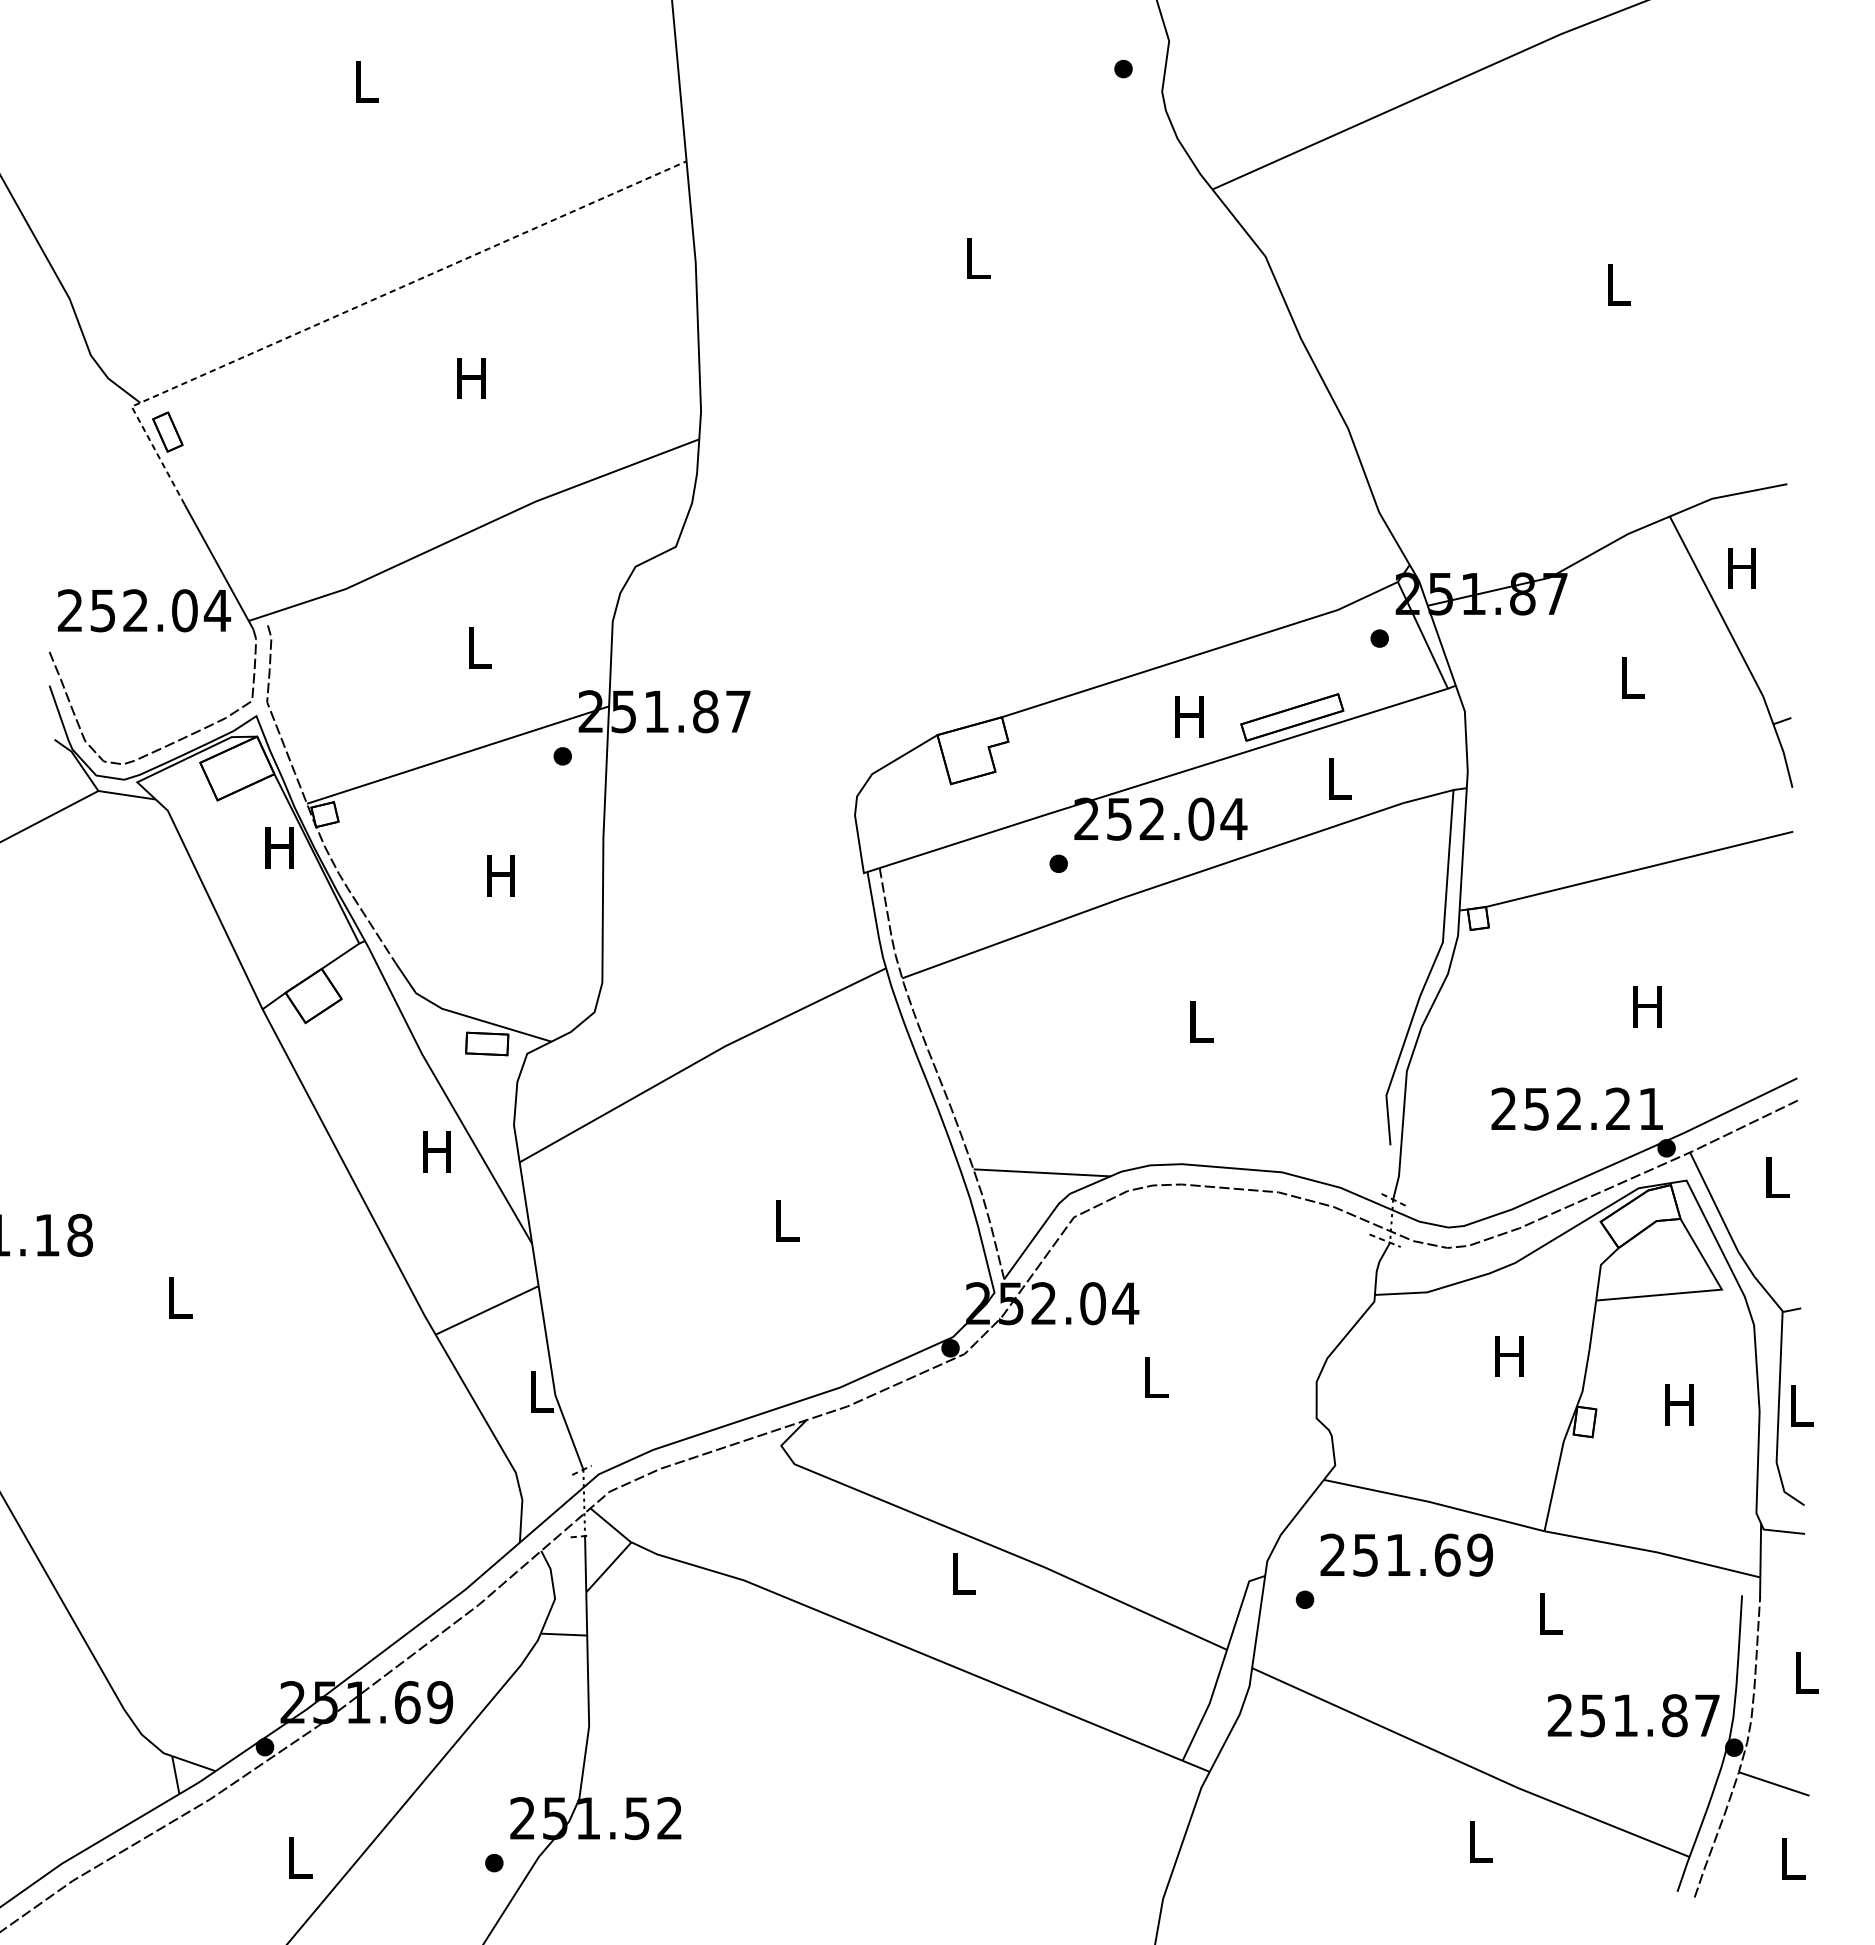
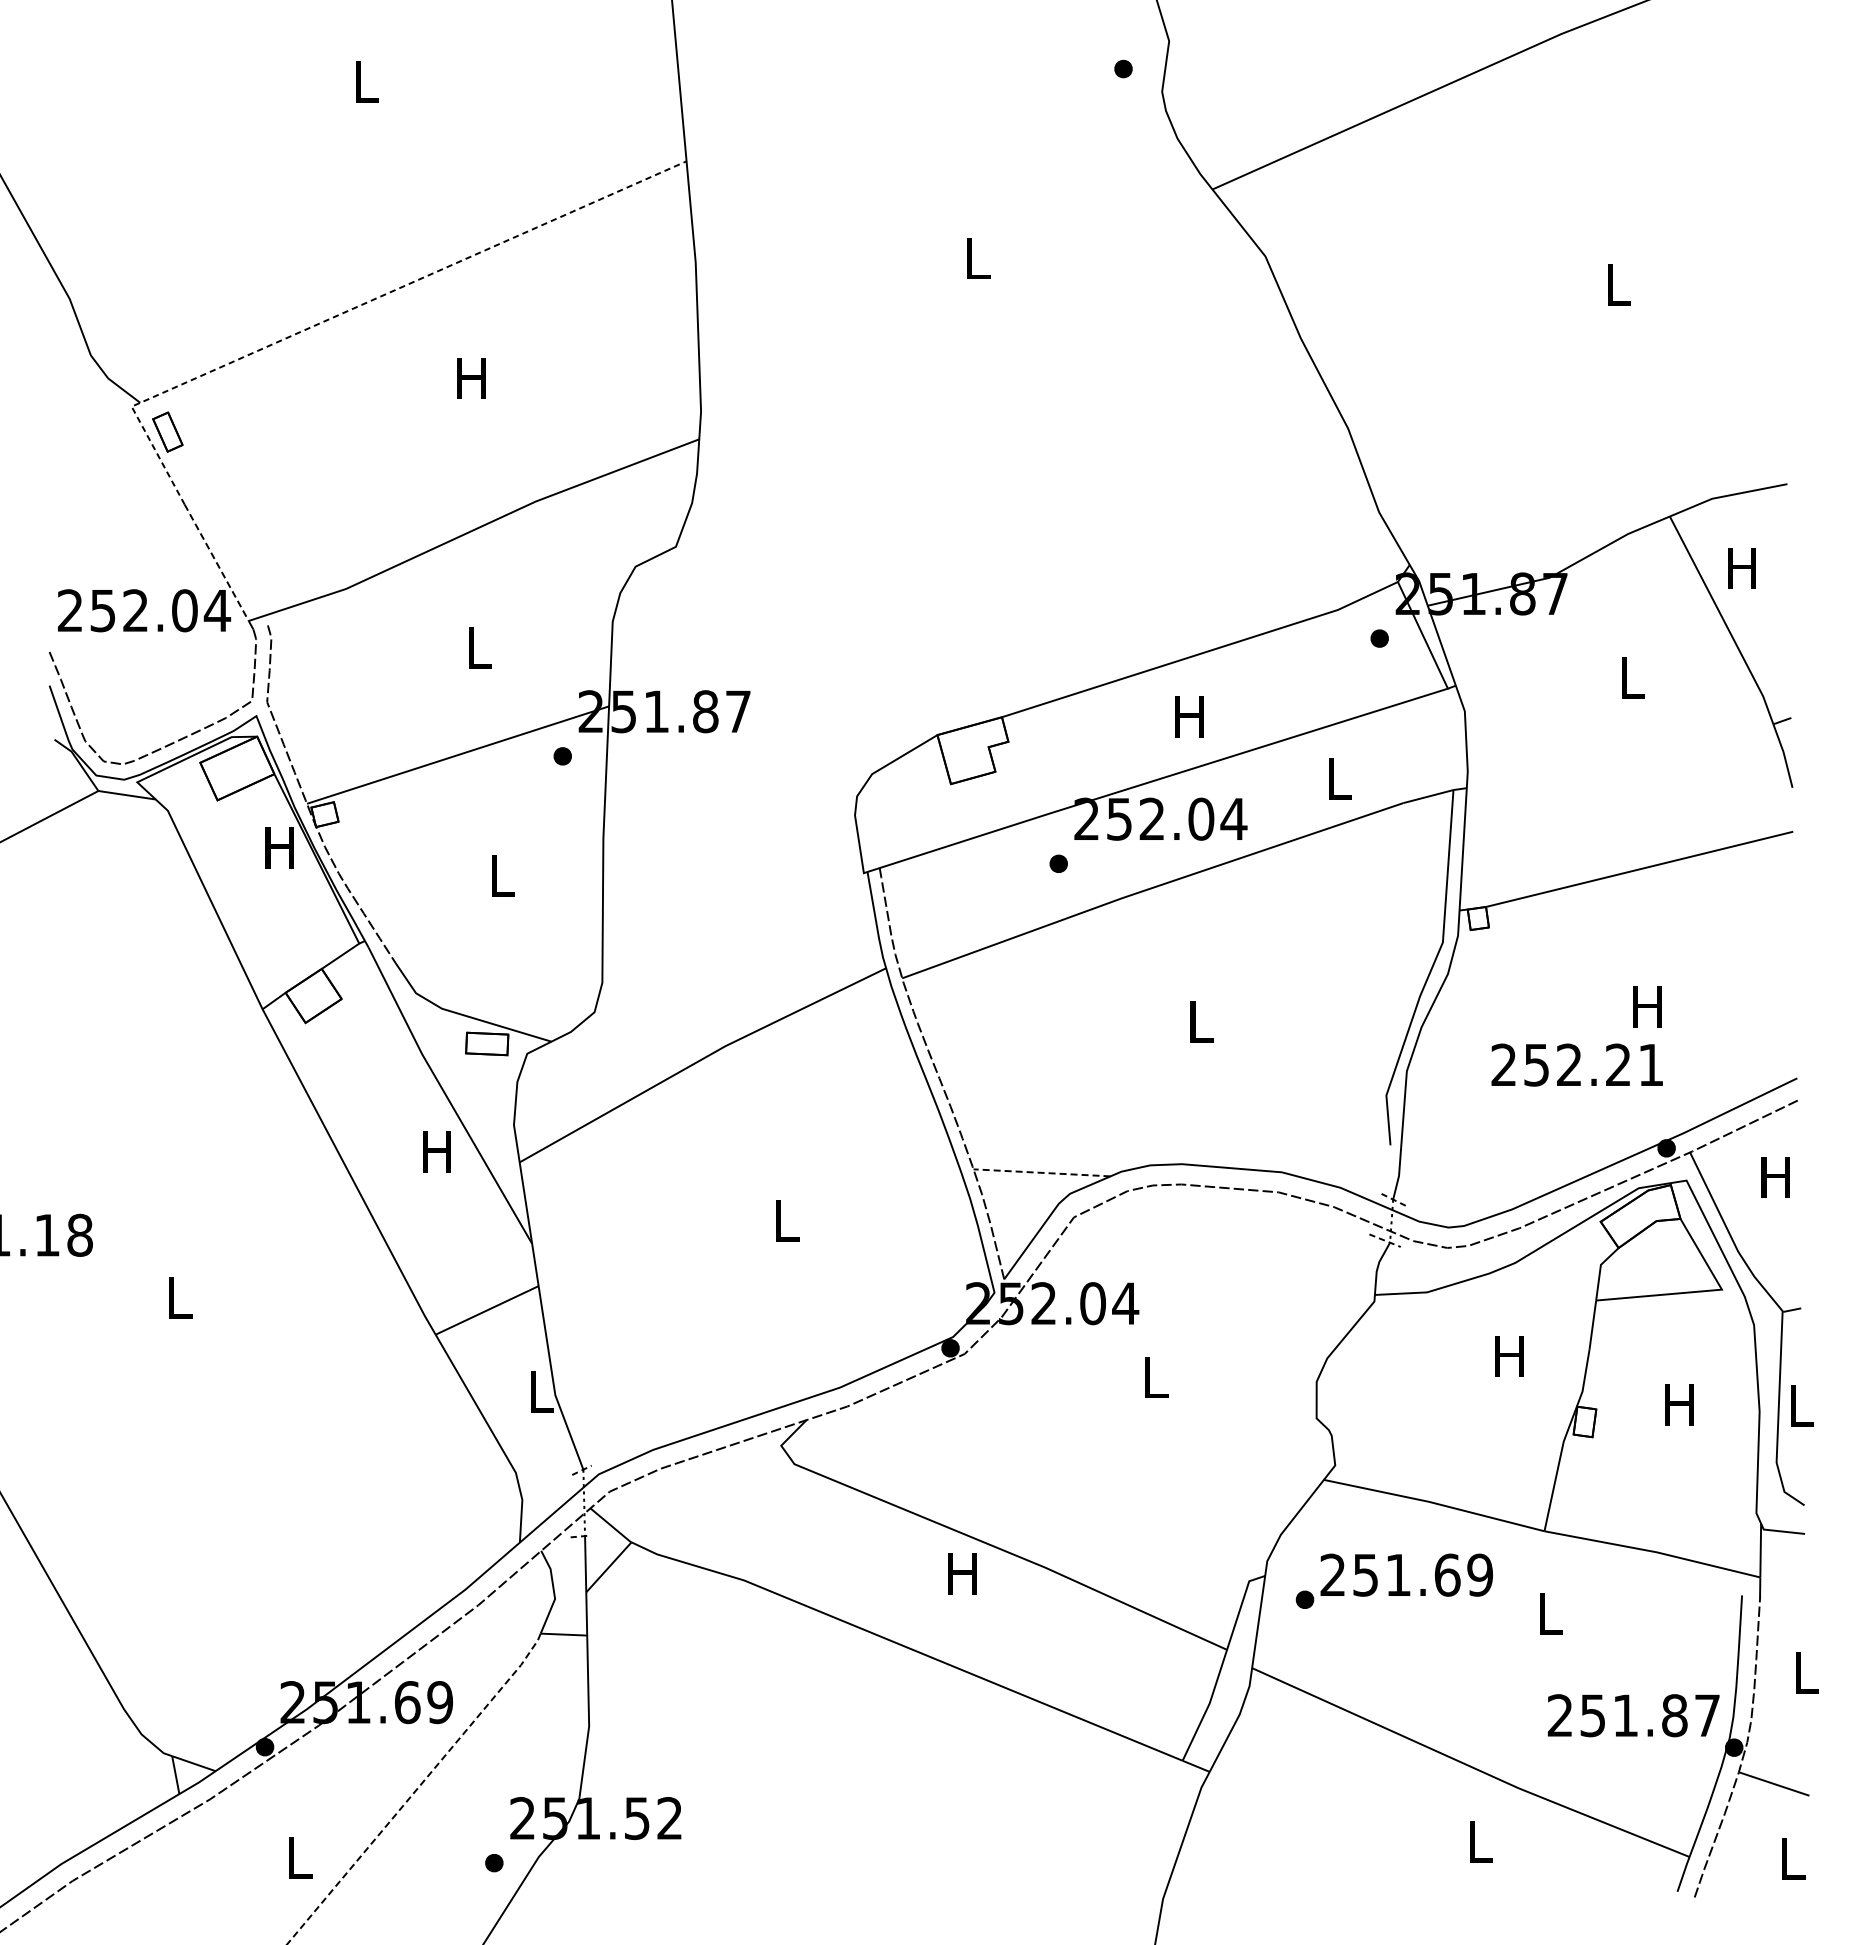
line: solid -> dashed (216, 563)
part: present -> none (1292, 717)
text: H -> L (500, 875)
text position: (1576, 1108) -> (1576, 1064) (1576, 1064)
line: solid -> dashed (1042, 1172)
text: L -> H (1775, 1177)
text position: (1406, 1554) -> (1406, 1574) (1406, 1574)
text: L -> H (962, 1573)
line: solid -> dashed (416, 1789)
